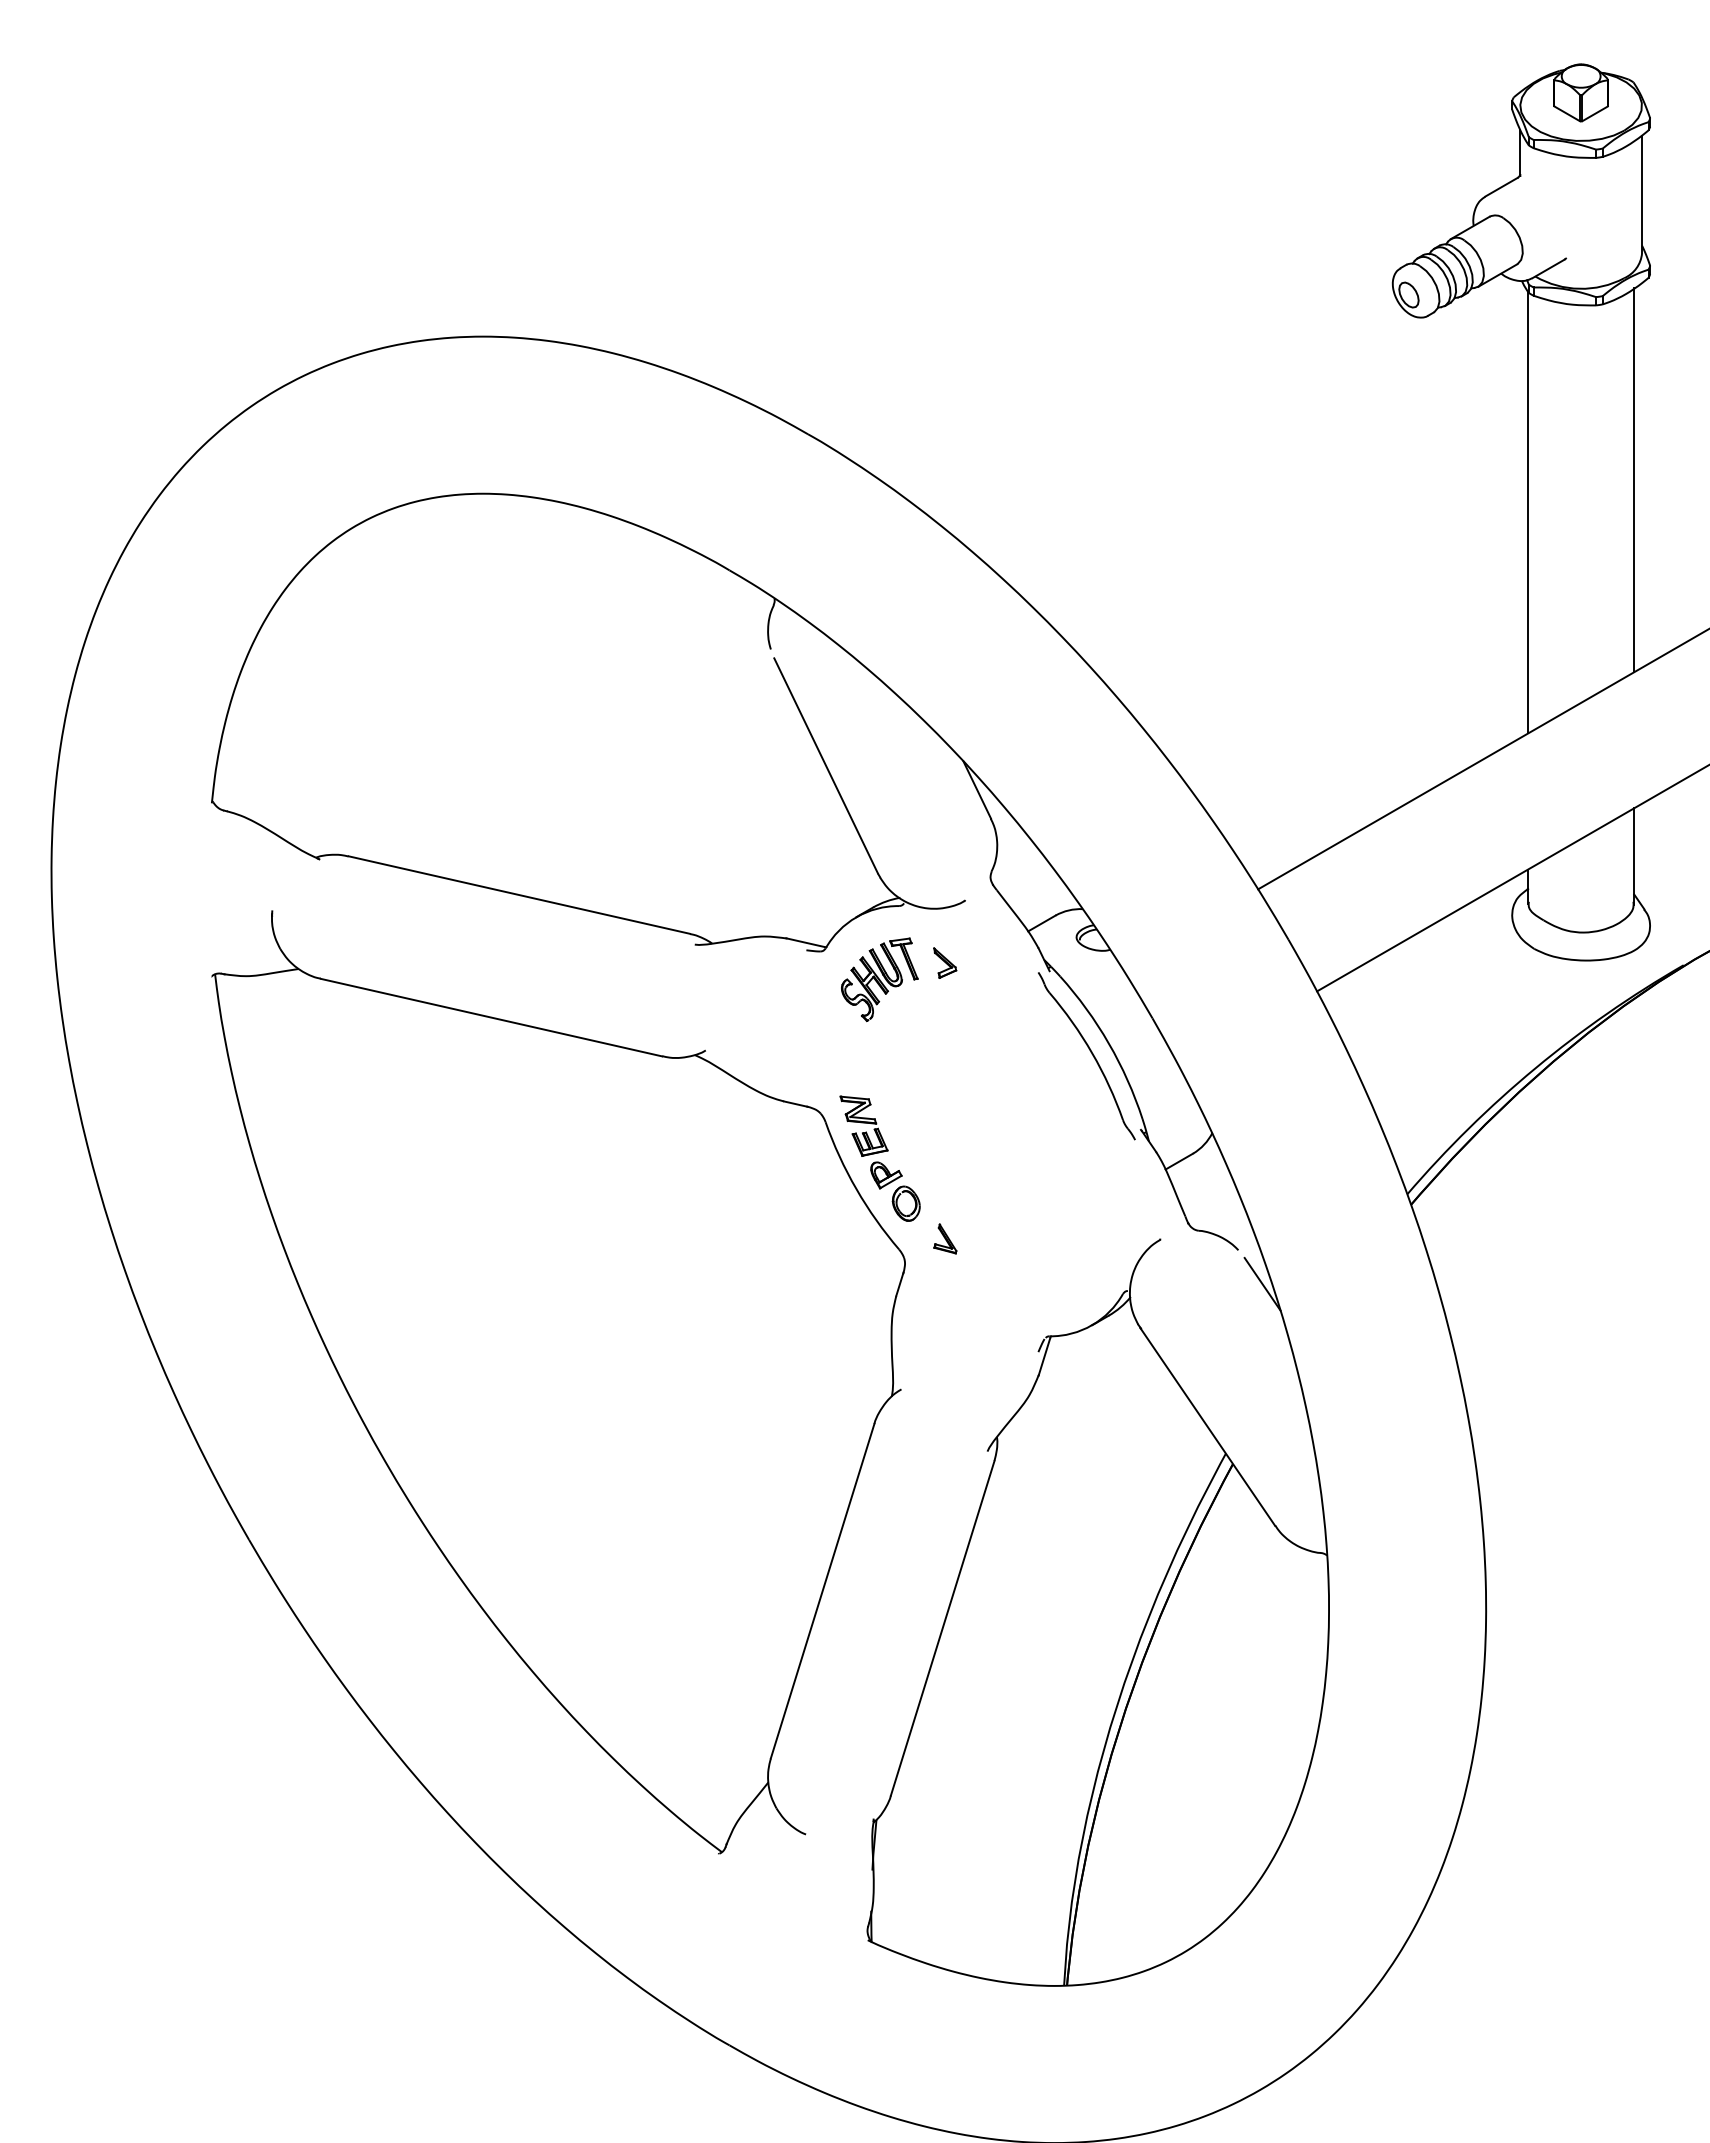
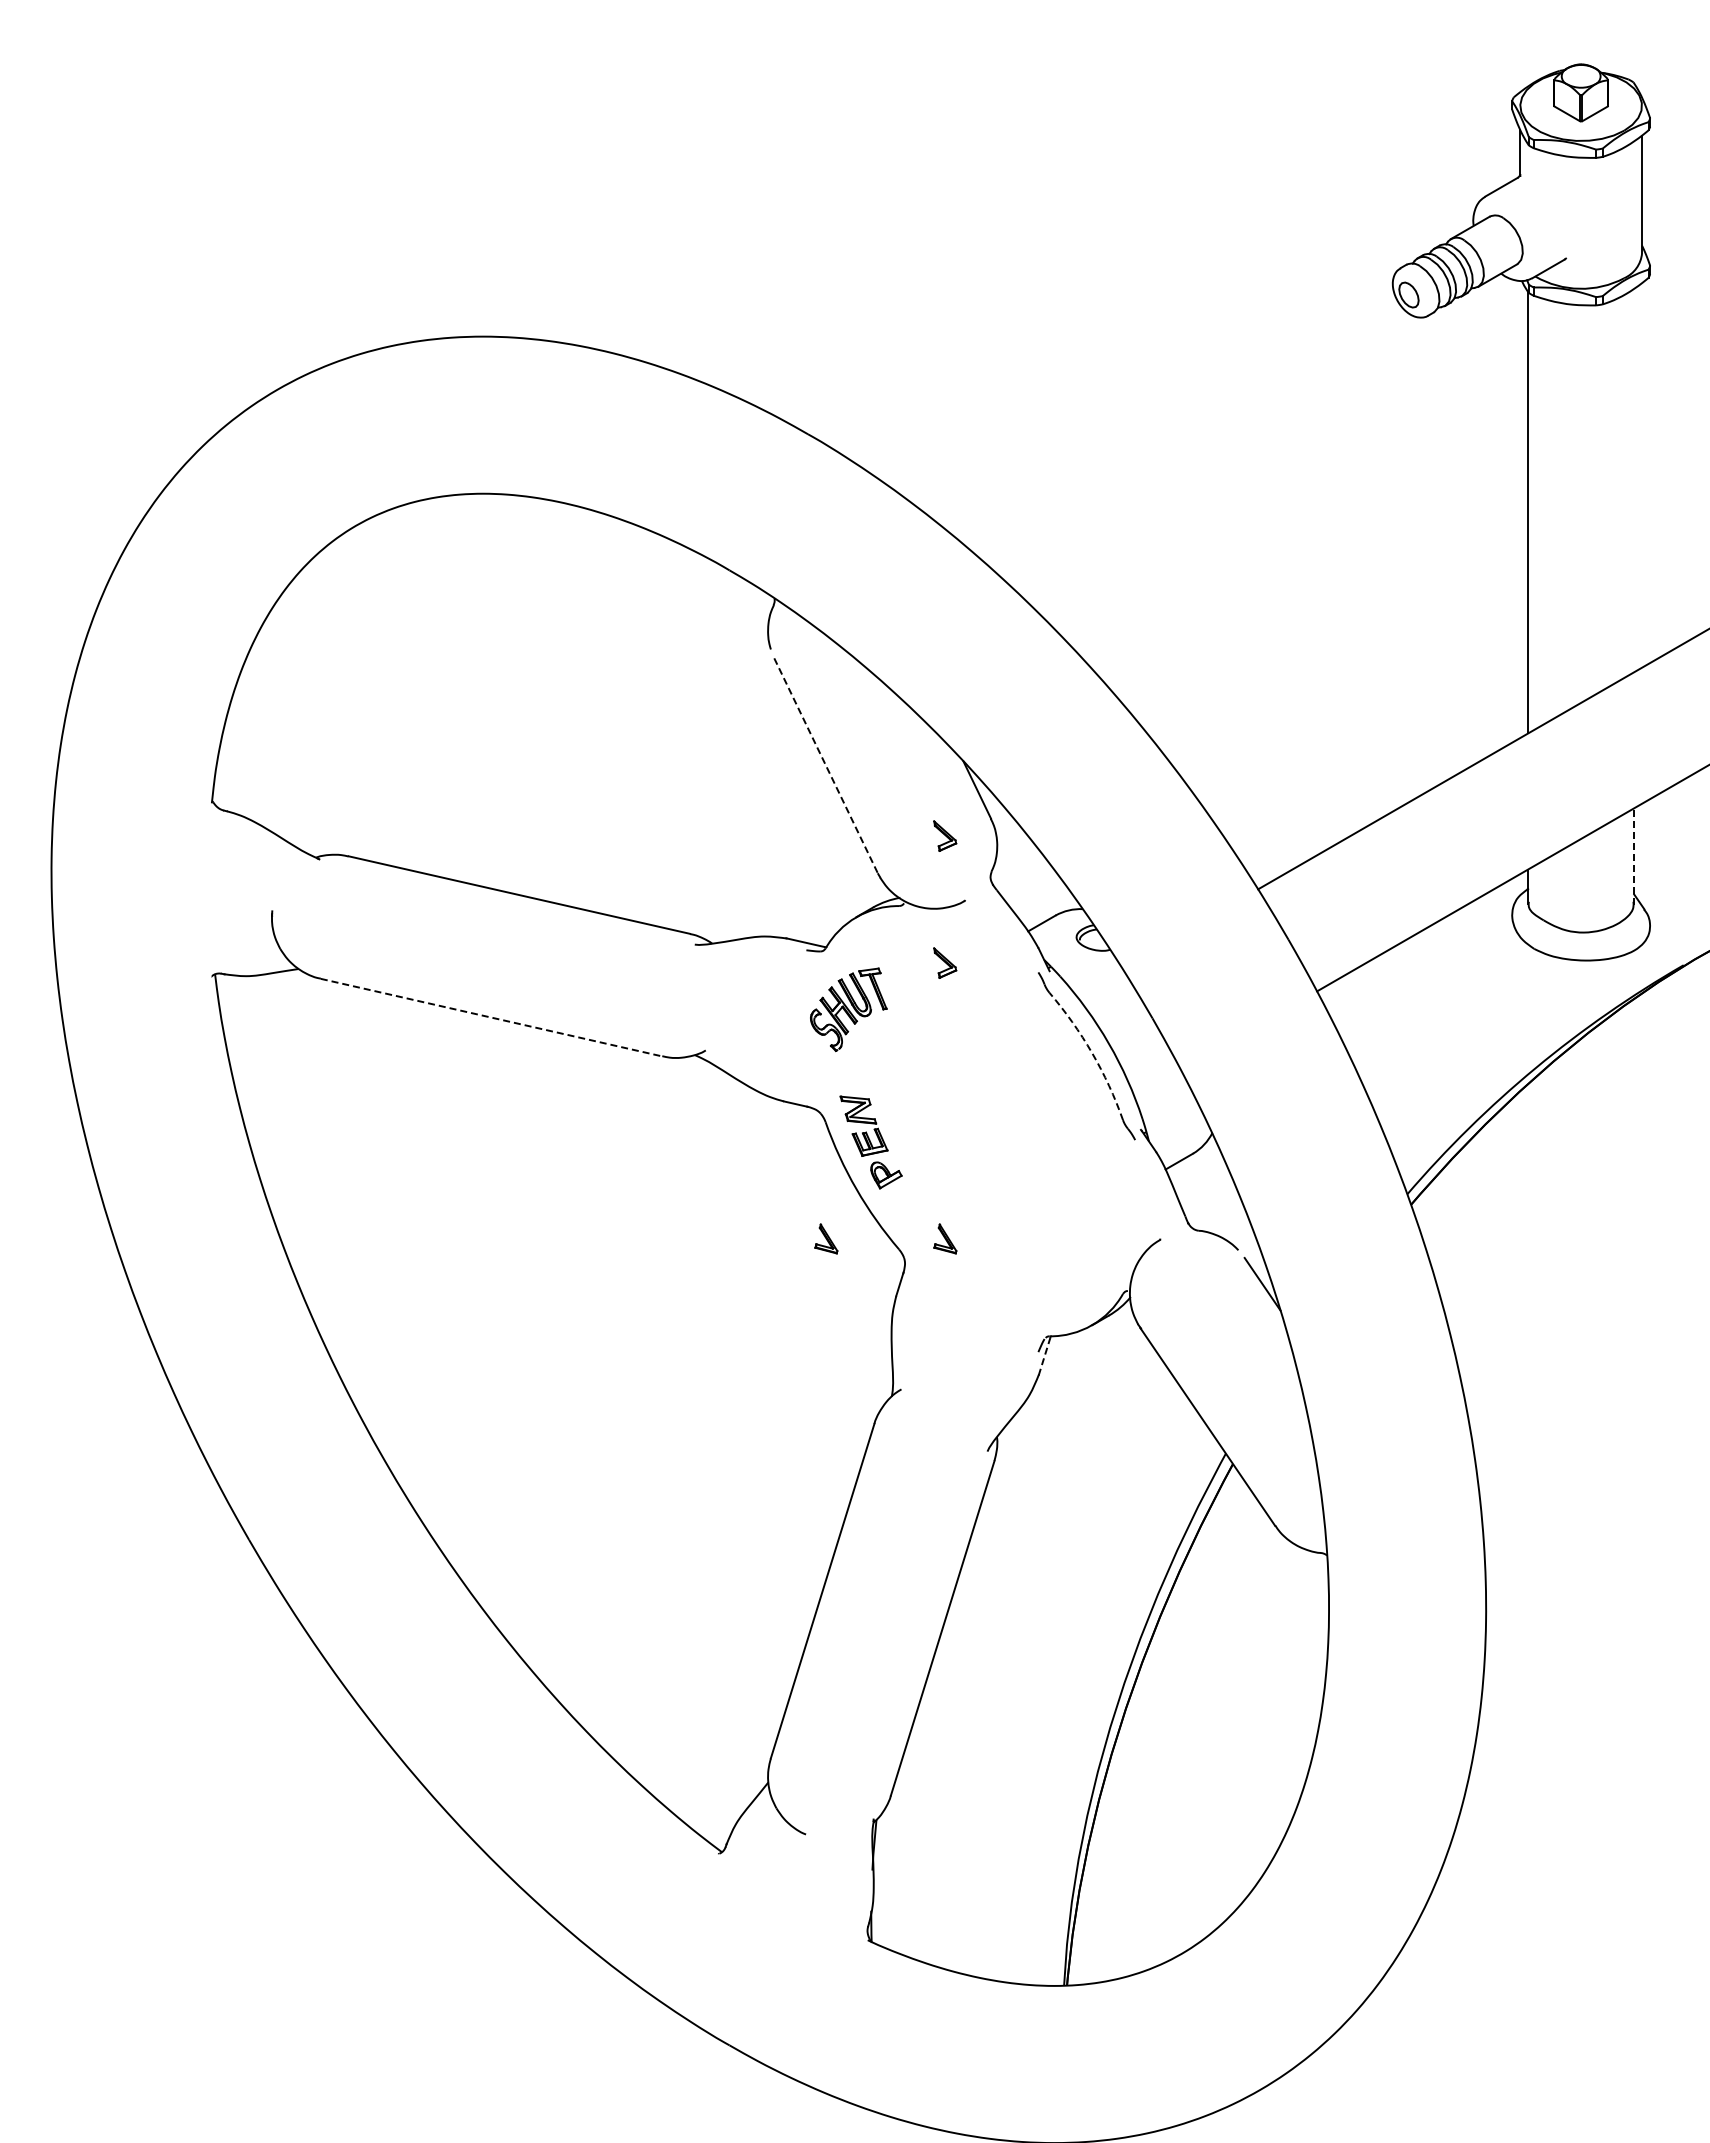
line: present -> none (1634, 480)
line: solid -> dashed (826, 766)
part: none -> present (945, 835)
line: solid -> dashed (1634, 855)
part position: (879, 979) -> (848, 1009) (848, 1009)
line: solid -> dashed (492, 1017)
arc: solid -> dashed (1092, 1053)
part: present -> none (905, 1203)
part: none -> present (826, 1238)
line: solid -> dashed (1044, 1356)
